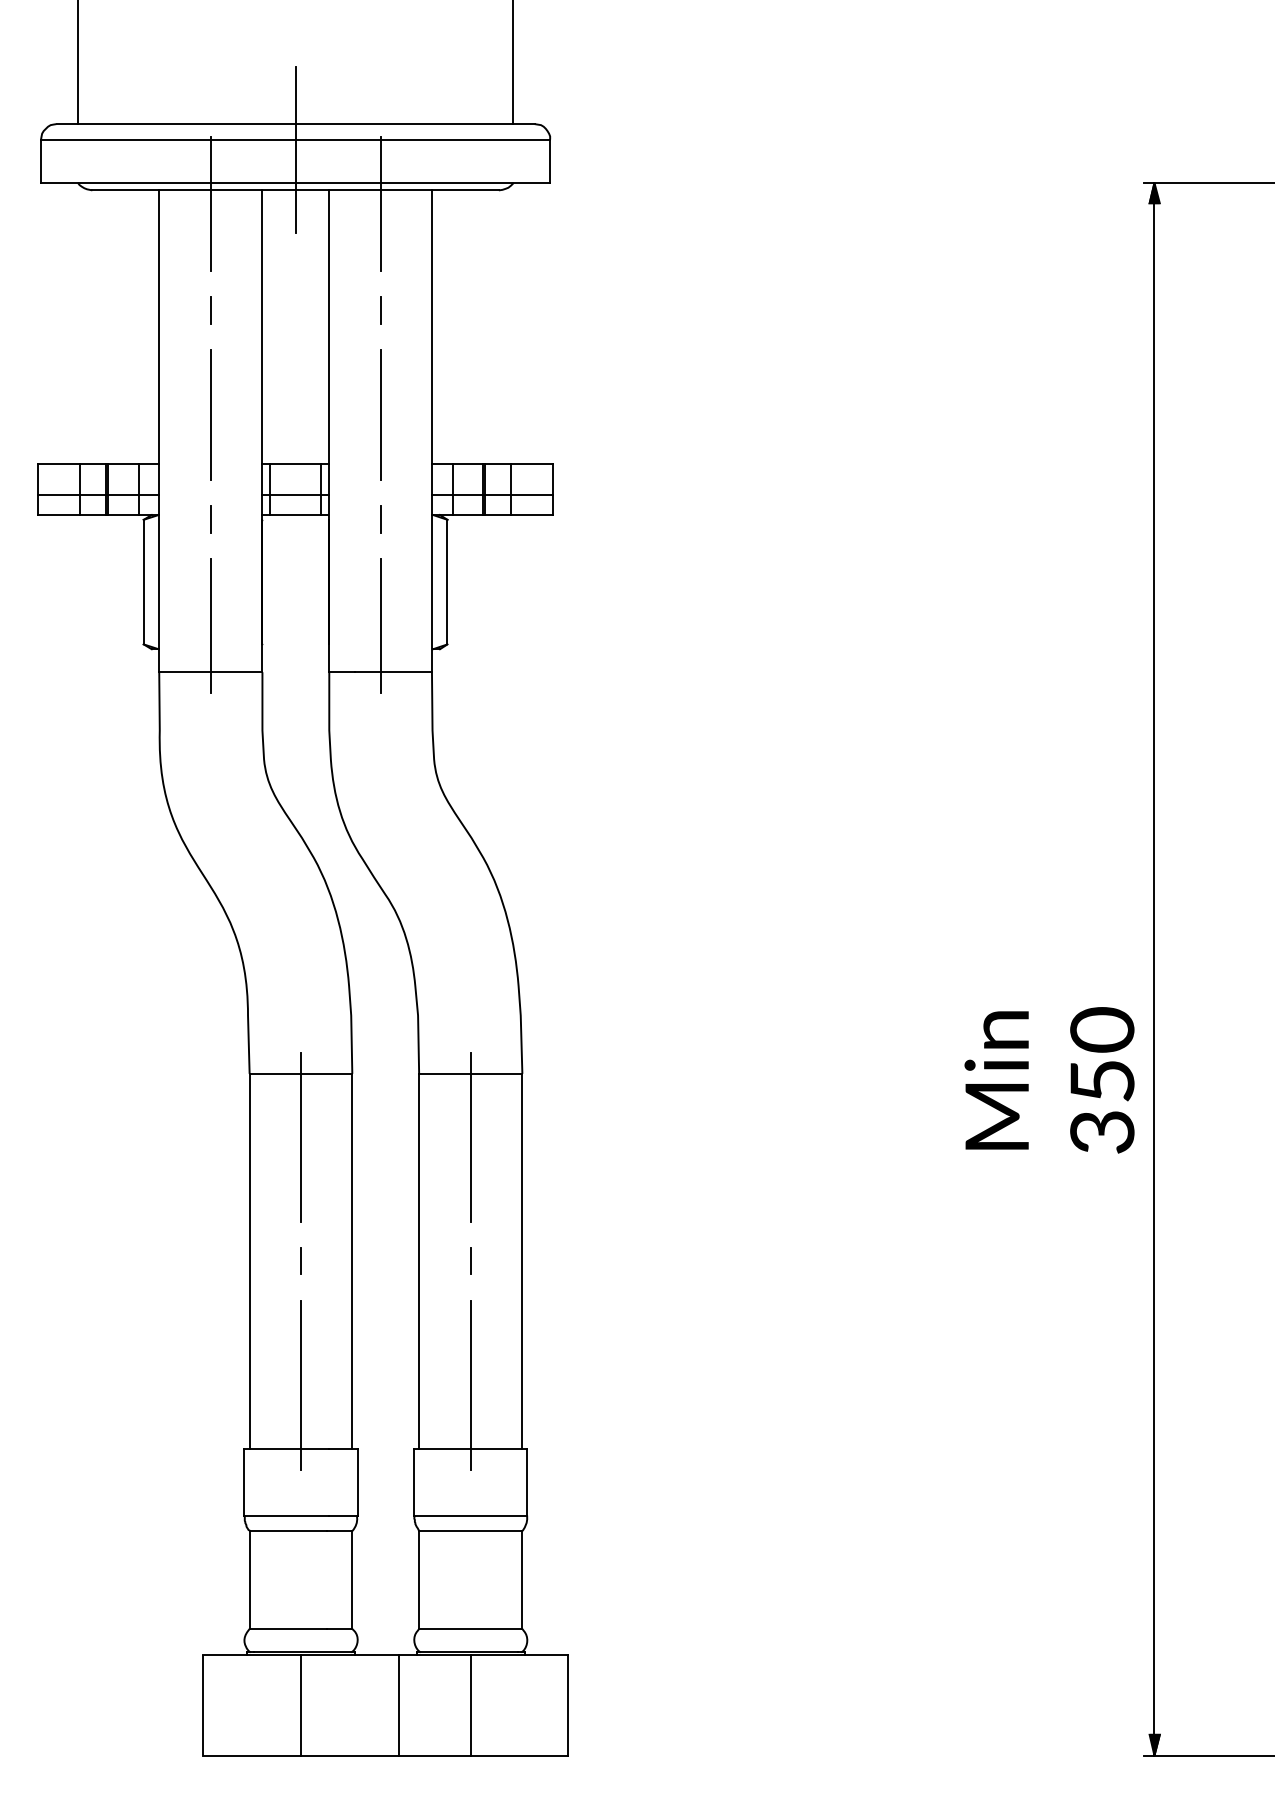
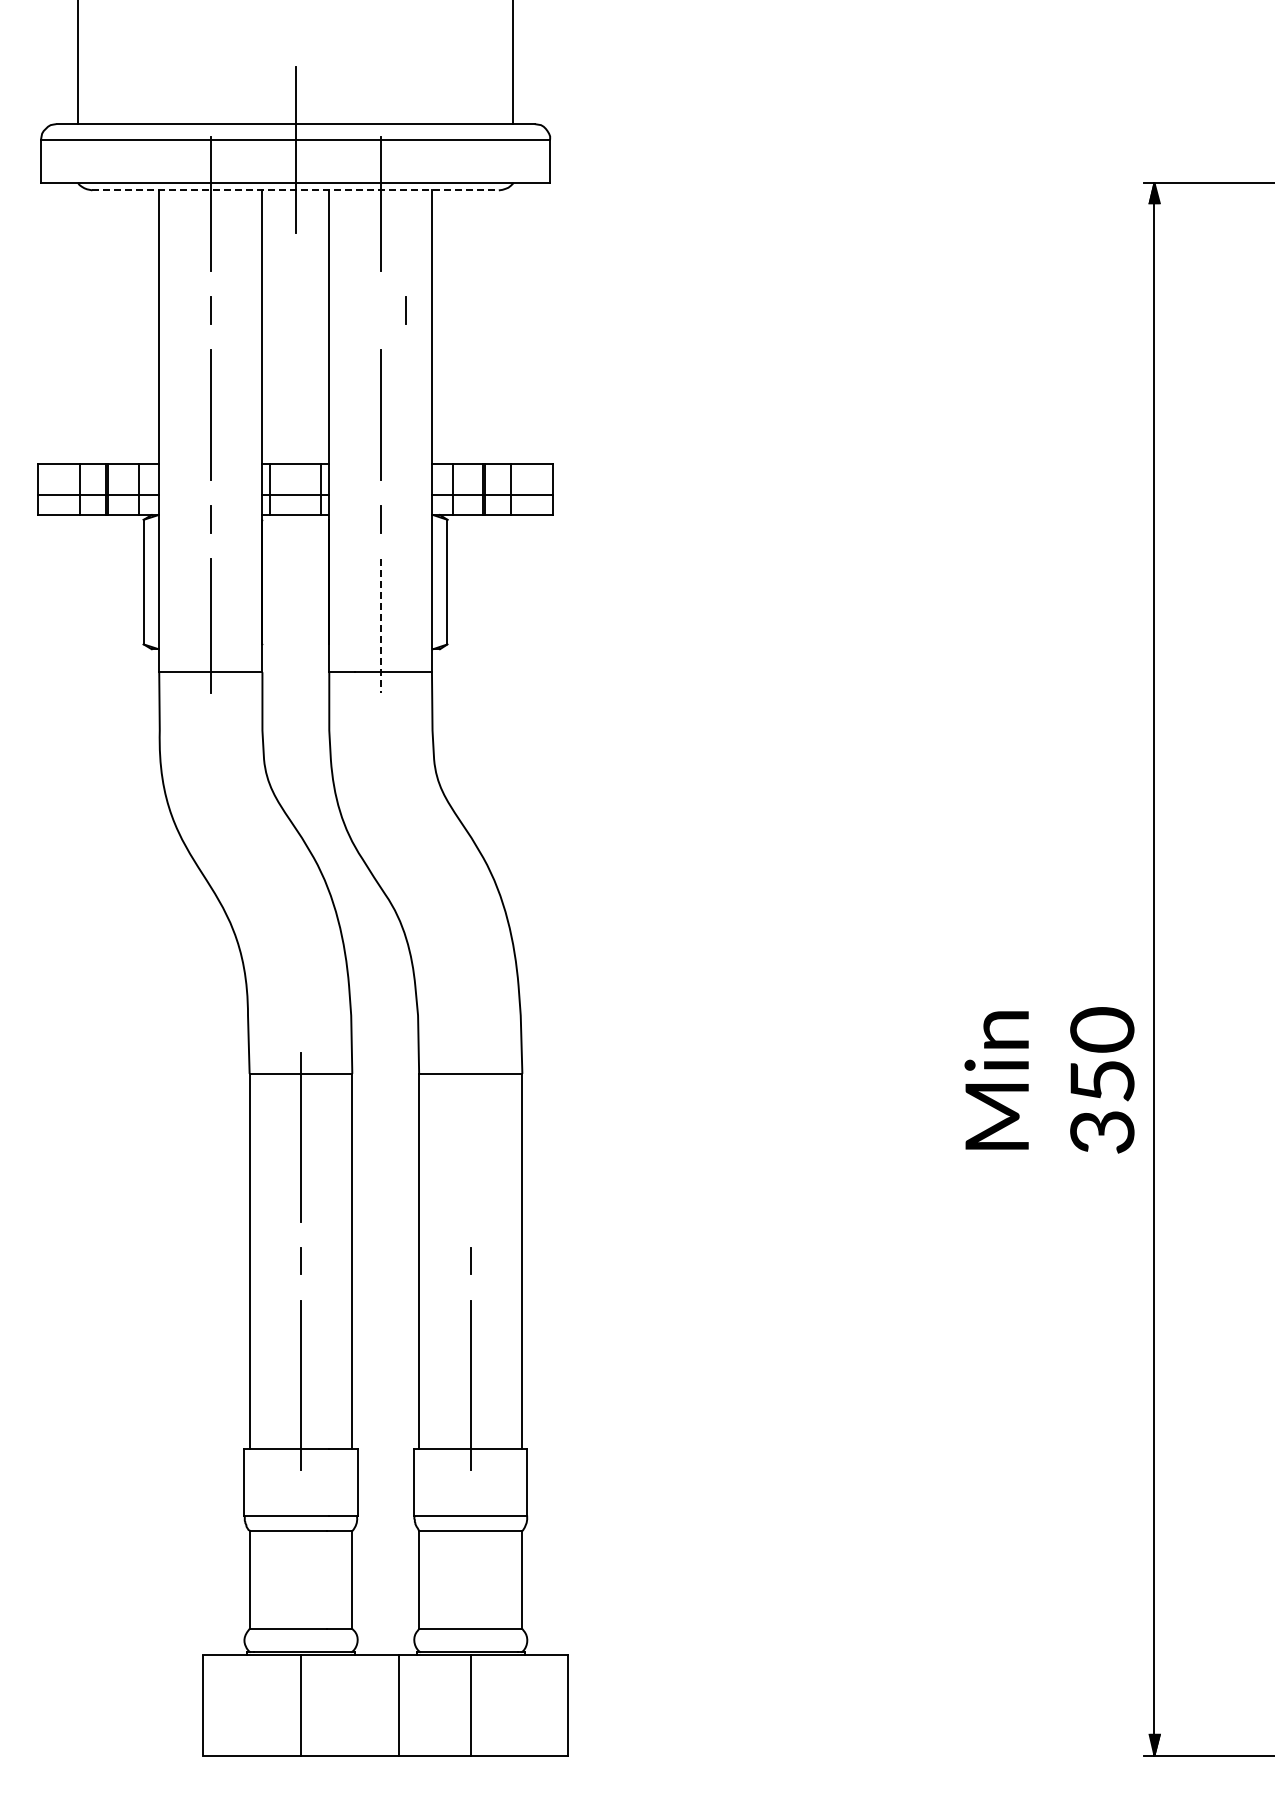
line: solid -> dashed (296, 190)
line position: (380, 310) -> (405, 310) (405, 310)
line: solid -> dashed (380, 625)
line: present -> none (471, 1136)
